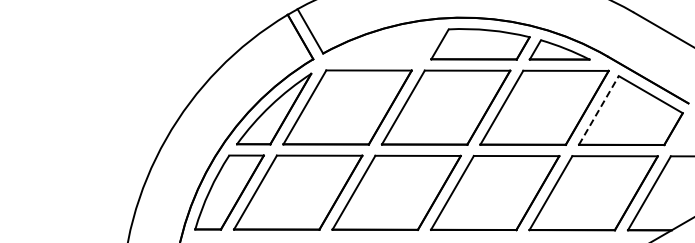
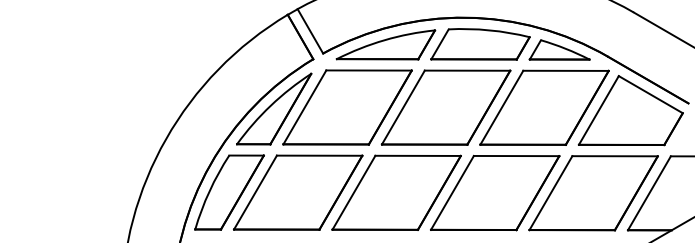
part: none -> present (385, 44)
line: dashed -> solid (598, 110)
